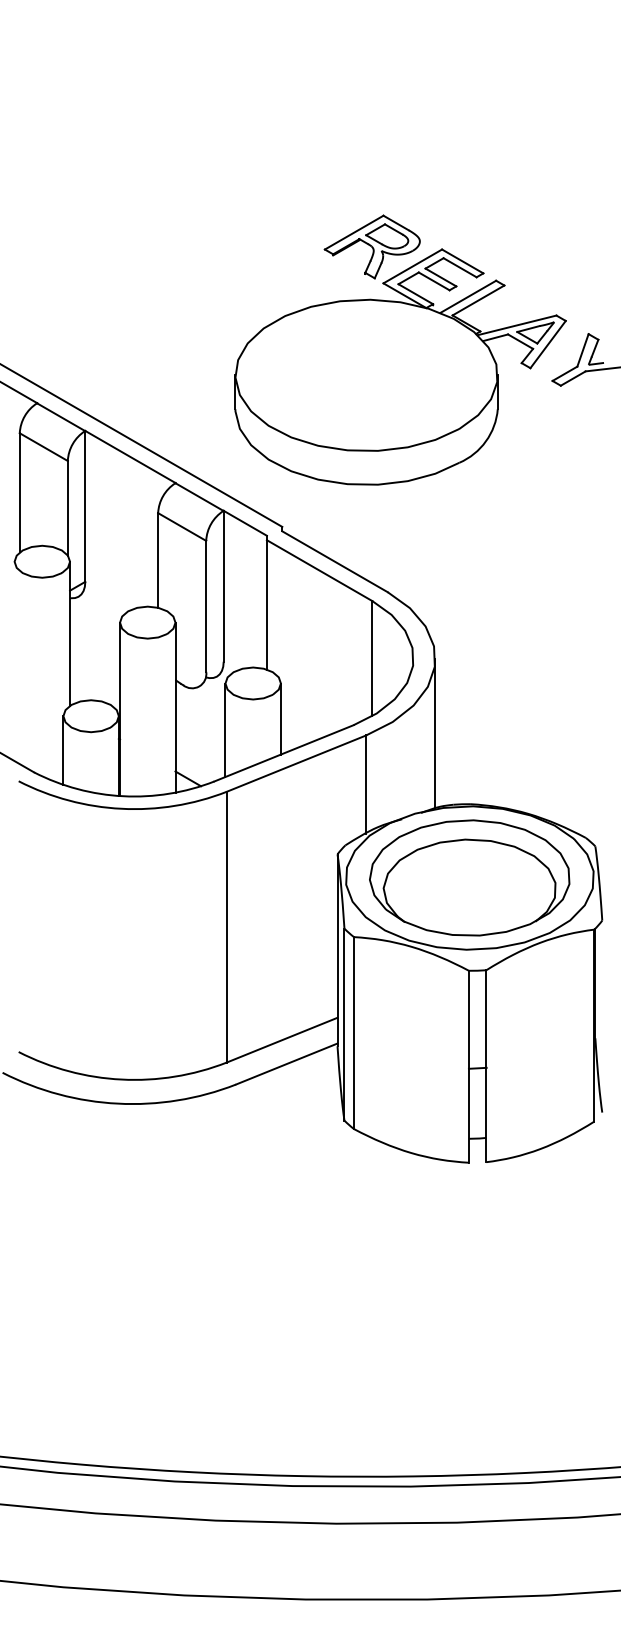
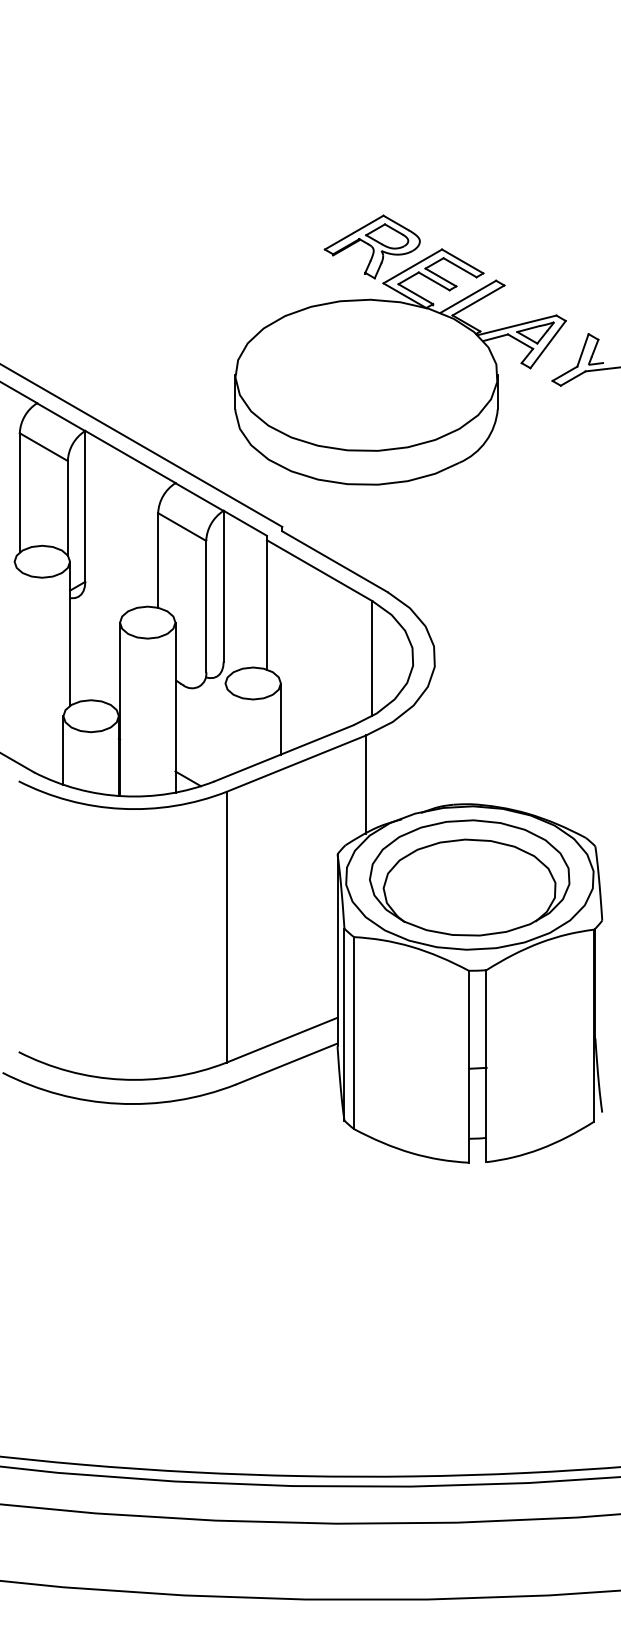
line: present -> none (225, 730)
line: present -> none (435, 733)
